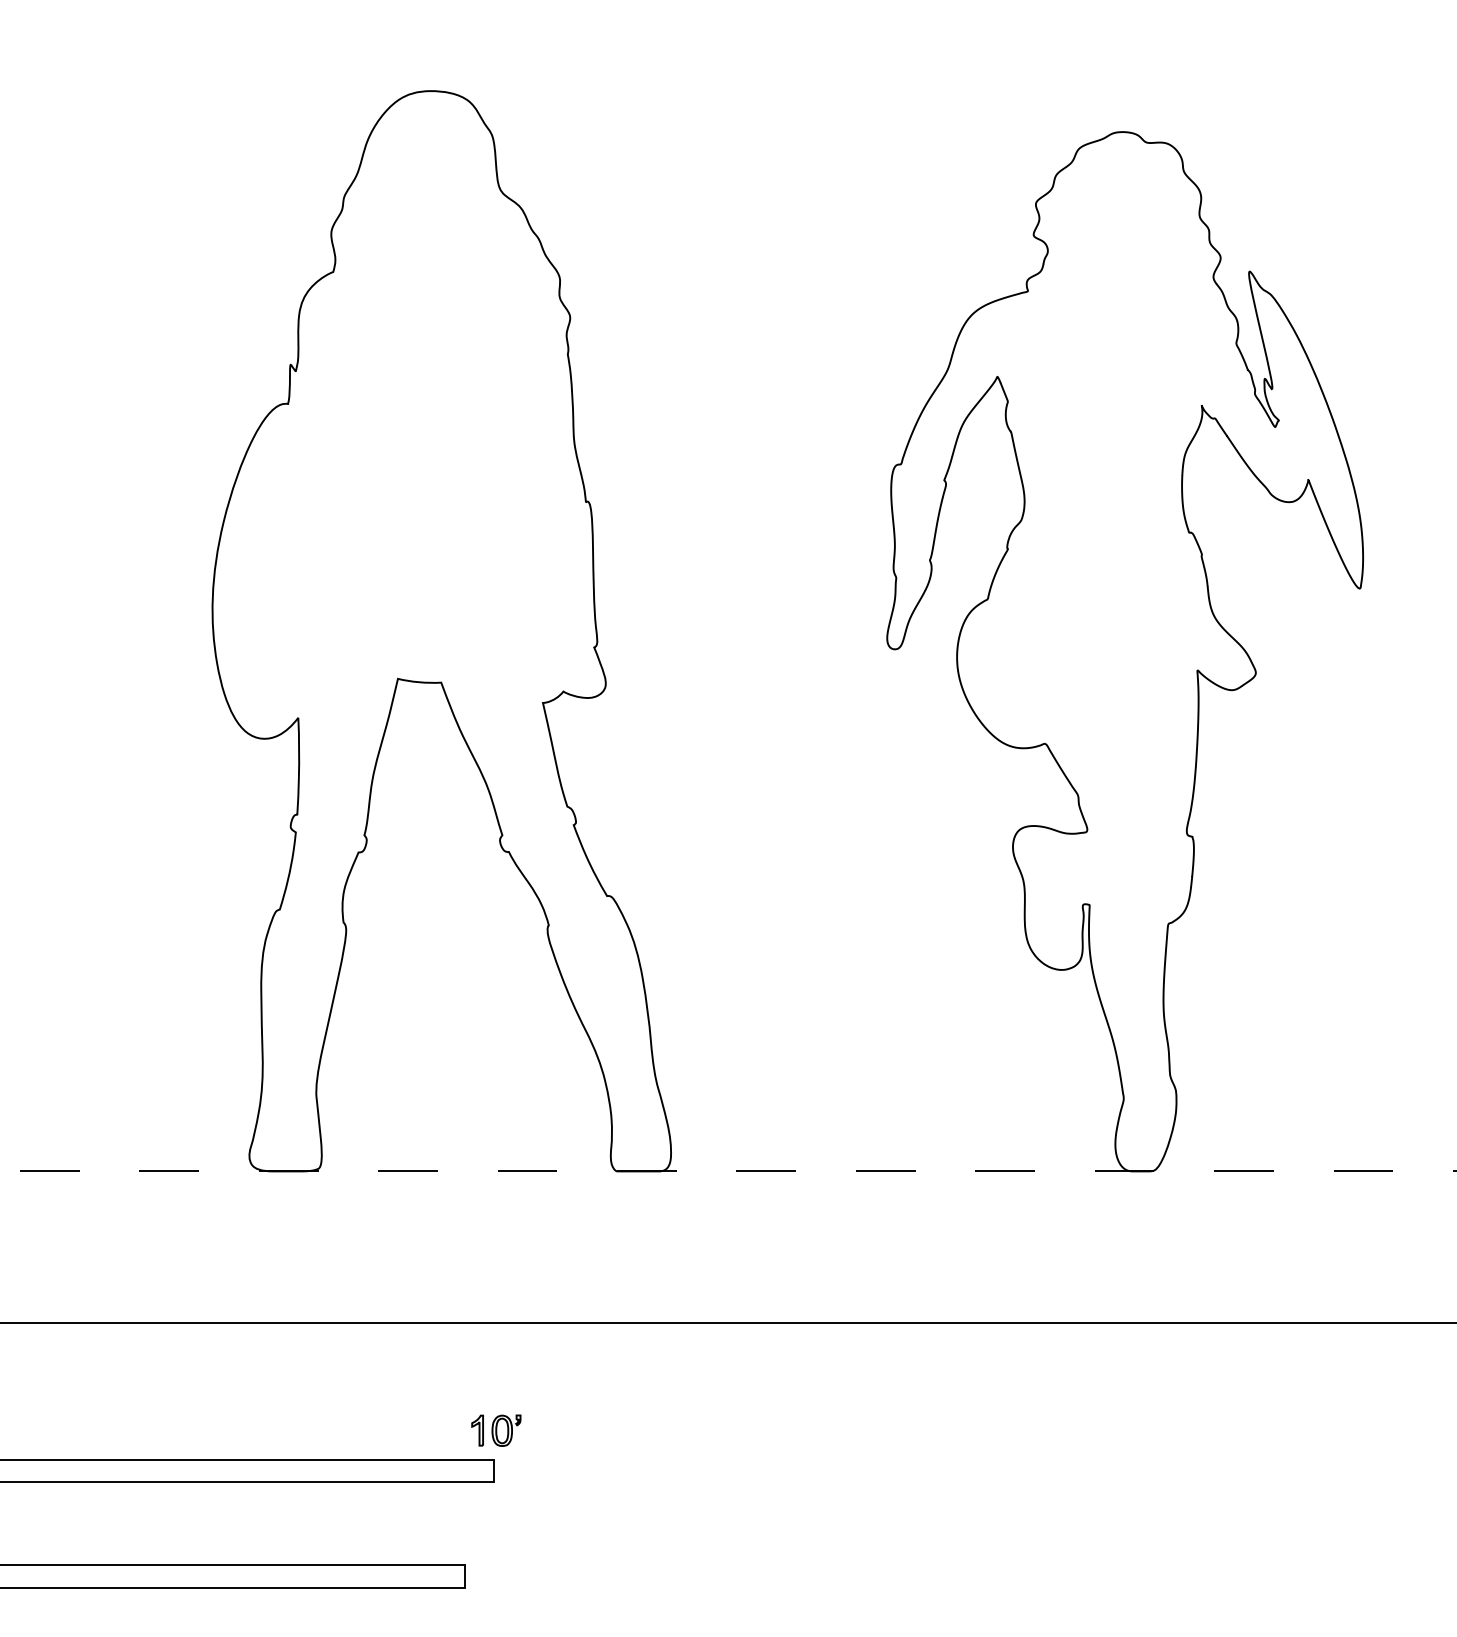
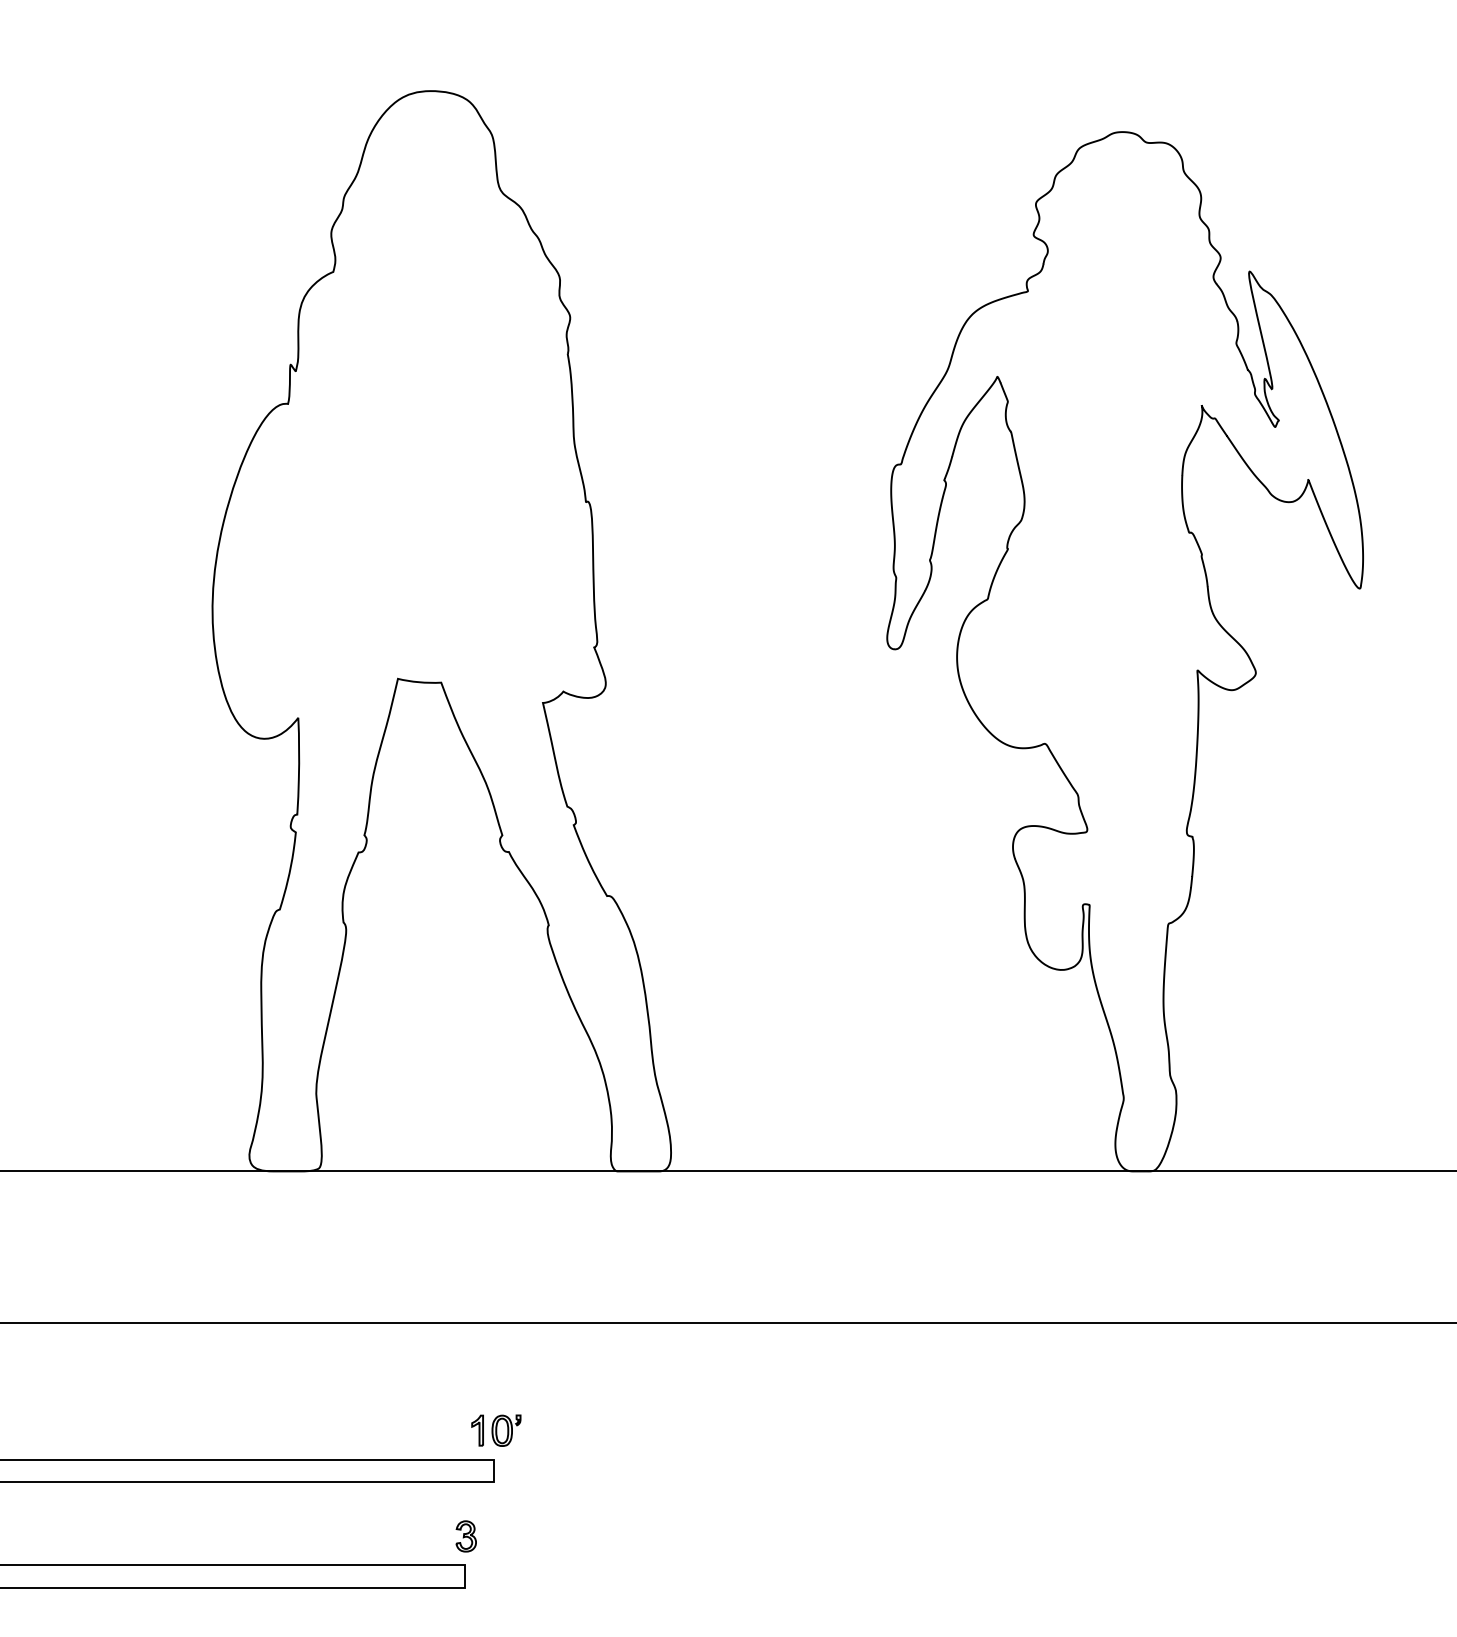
line: dashed -> solid (728, 1171)
part: none -> present (465, 1536)
